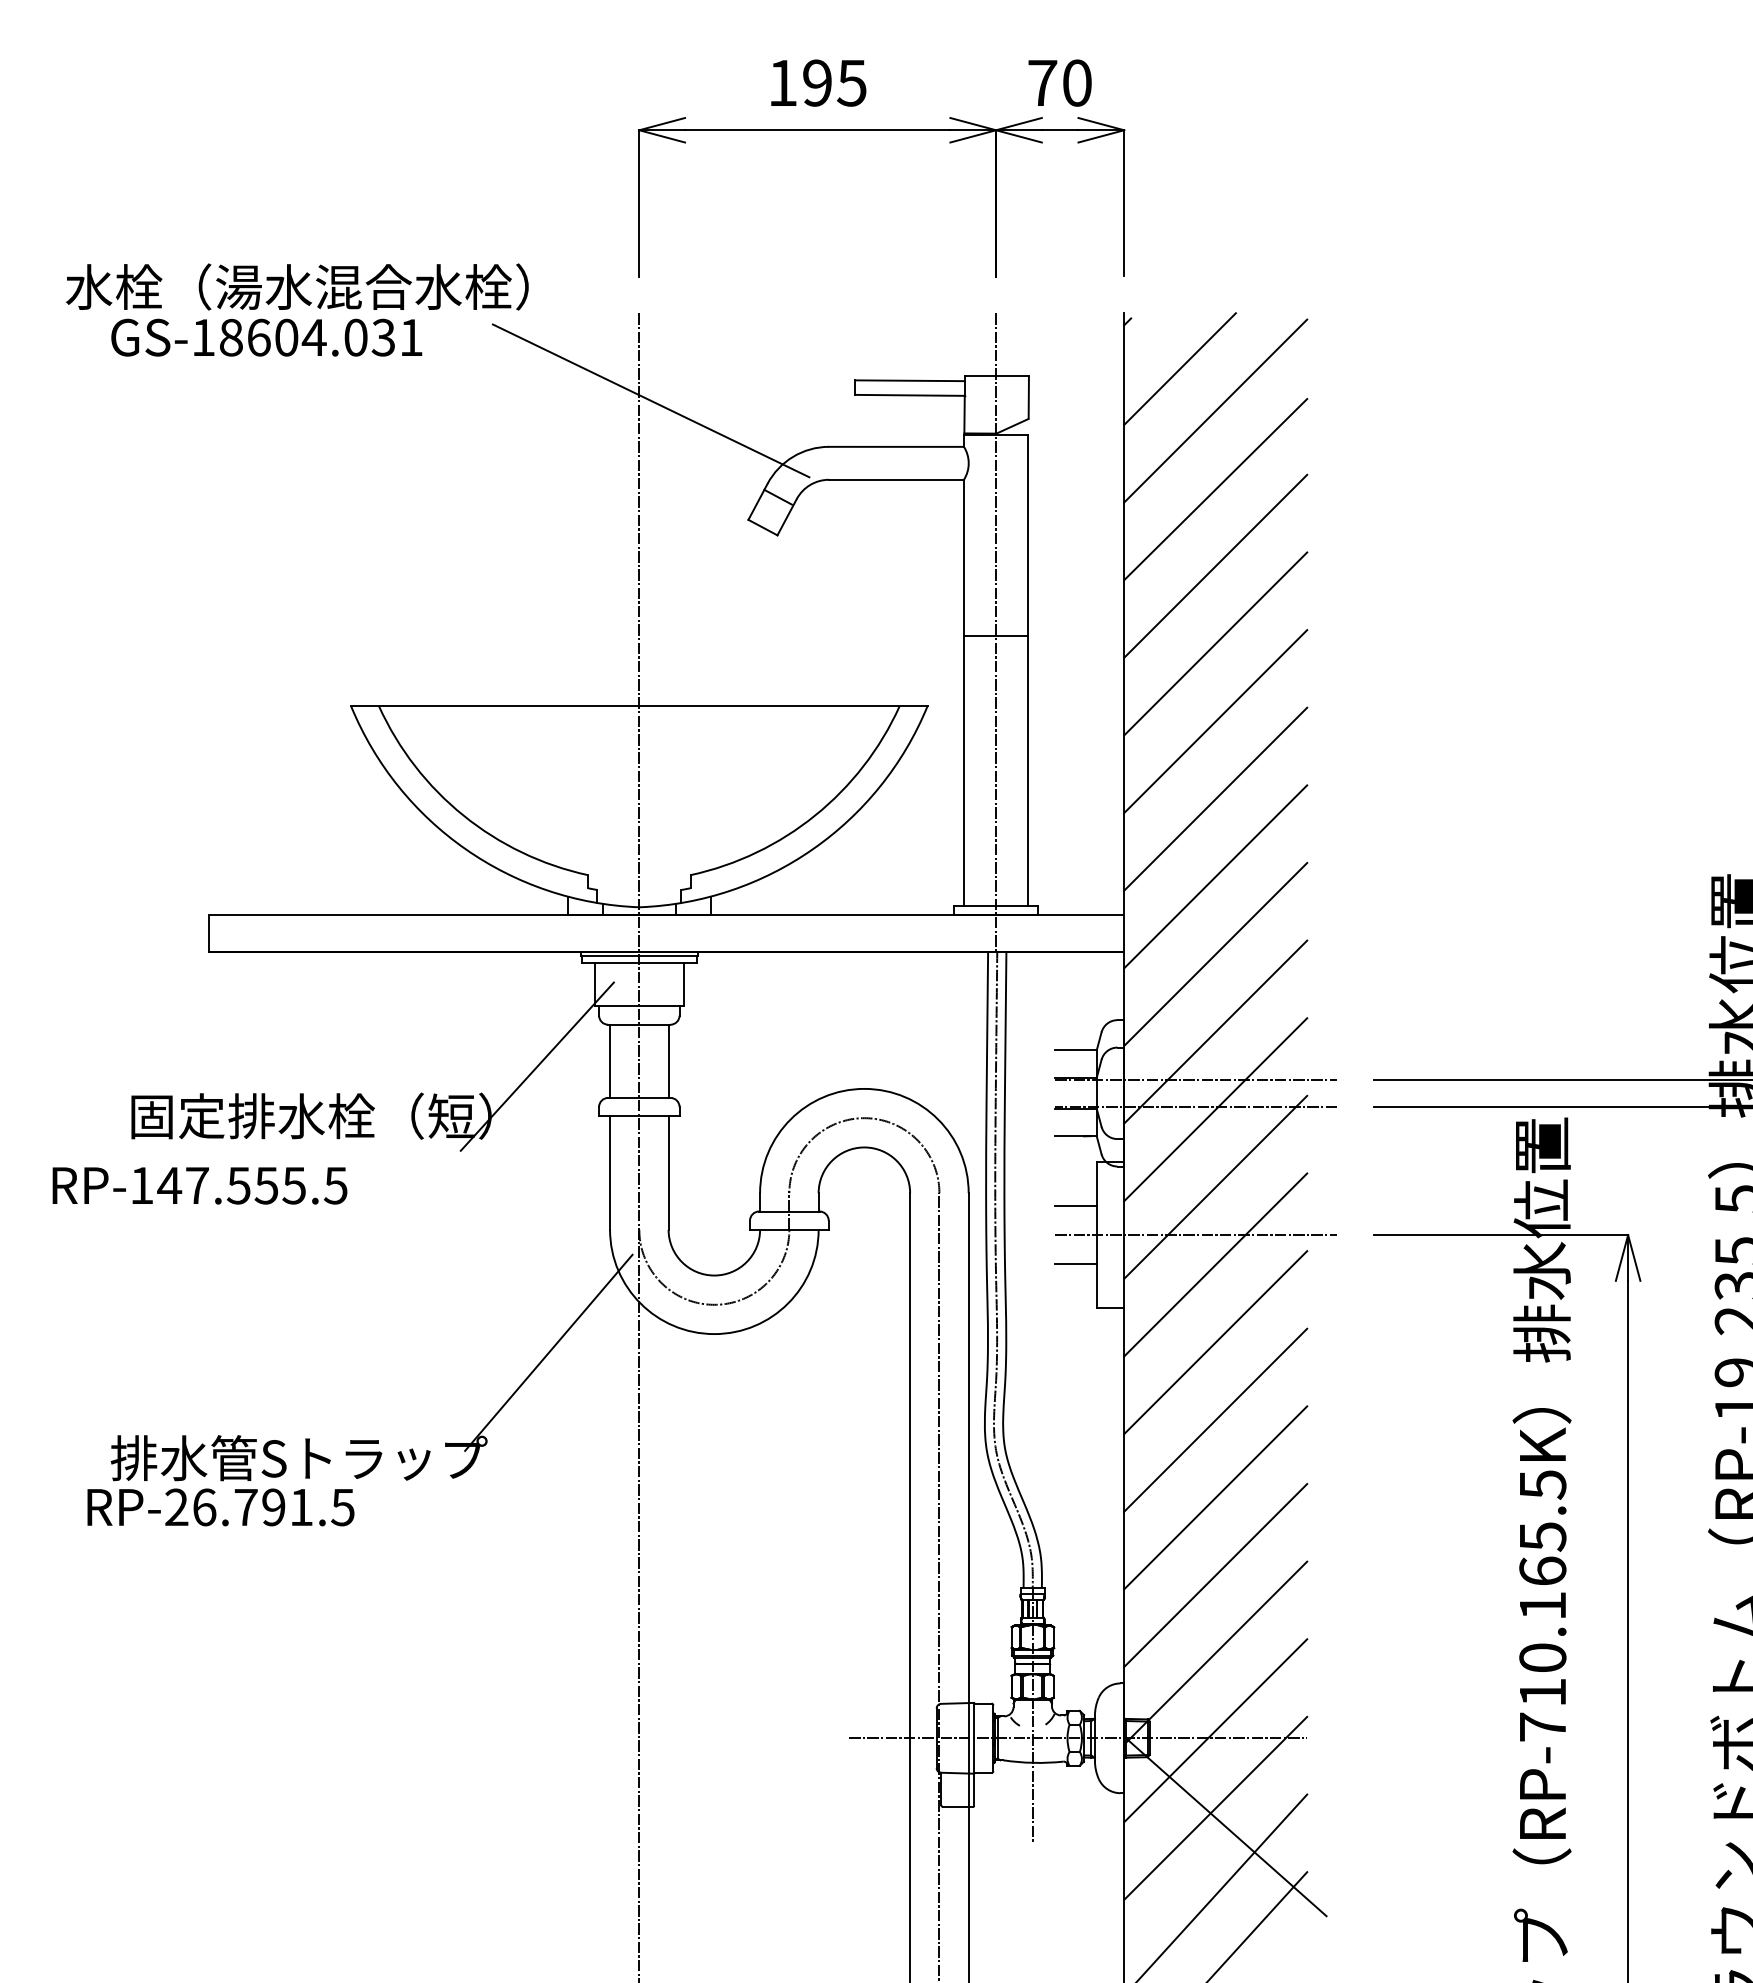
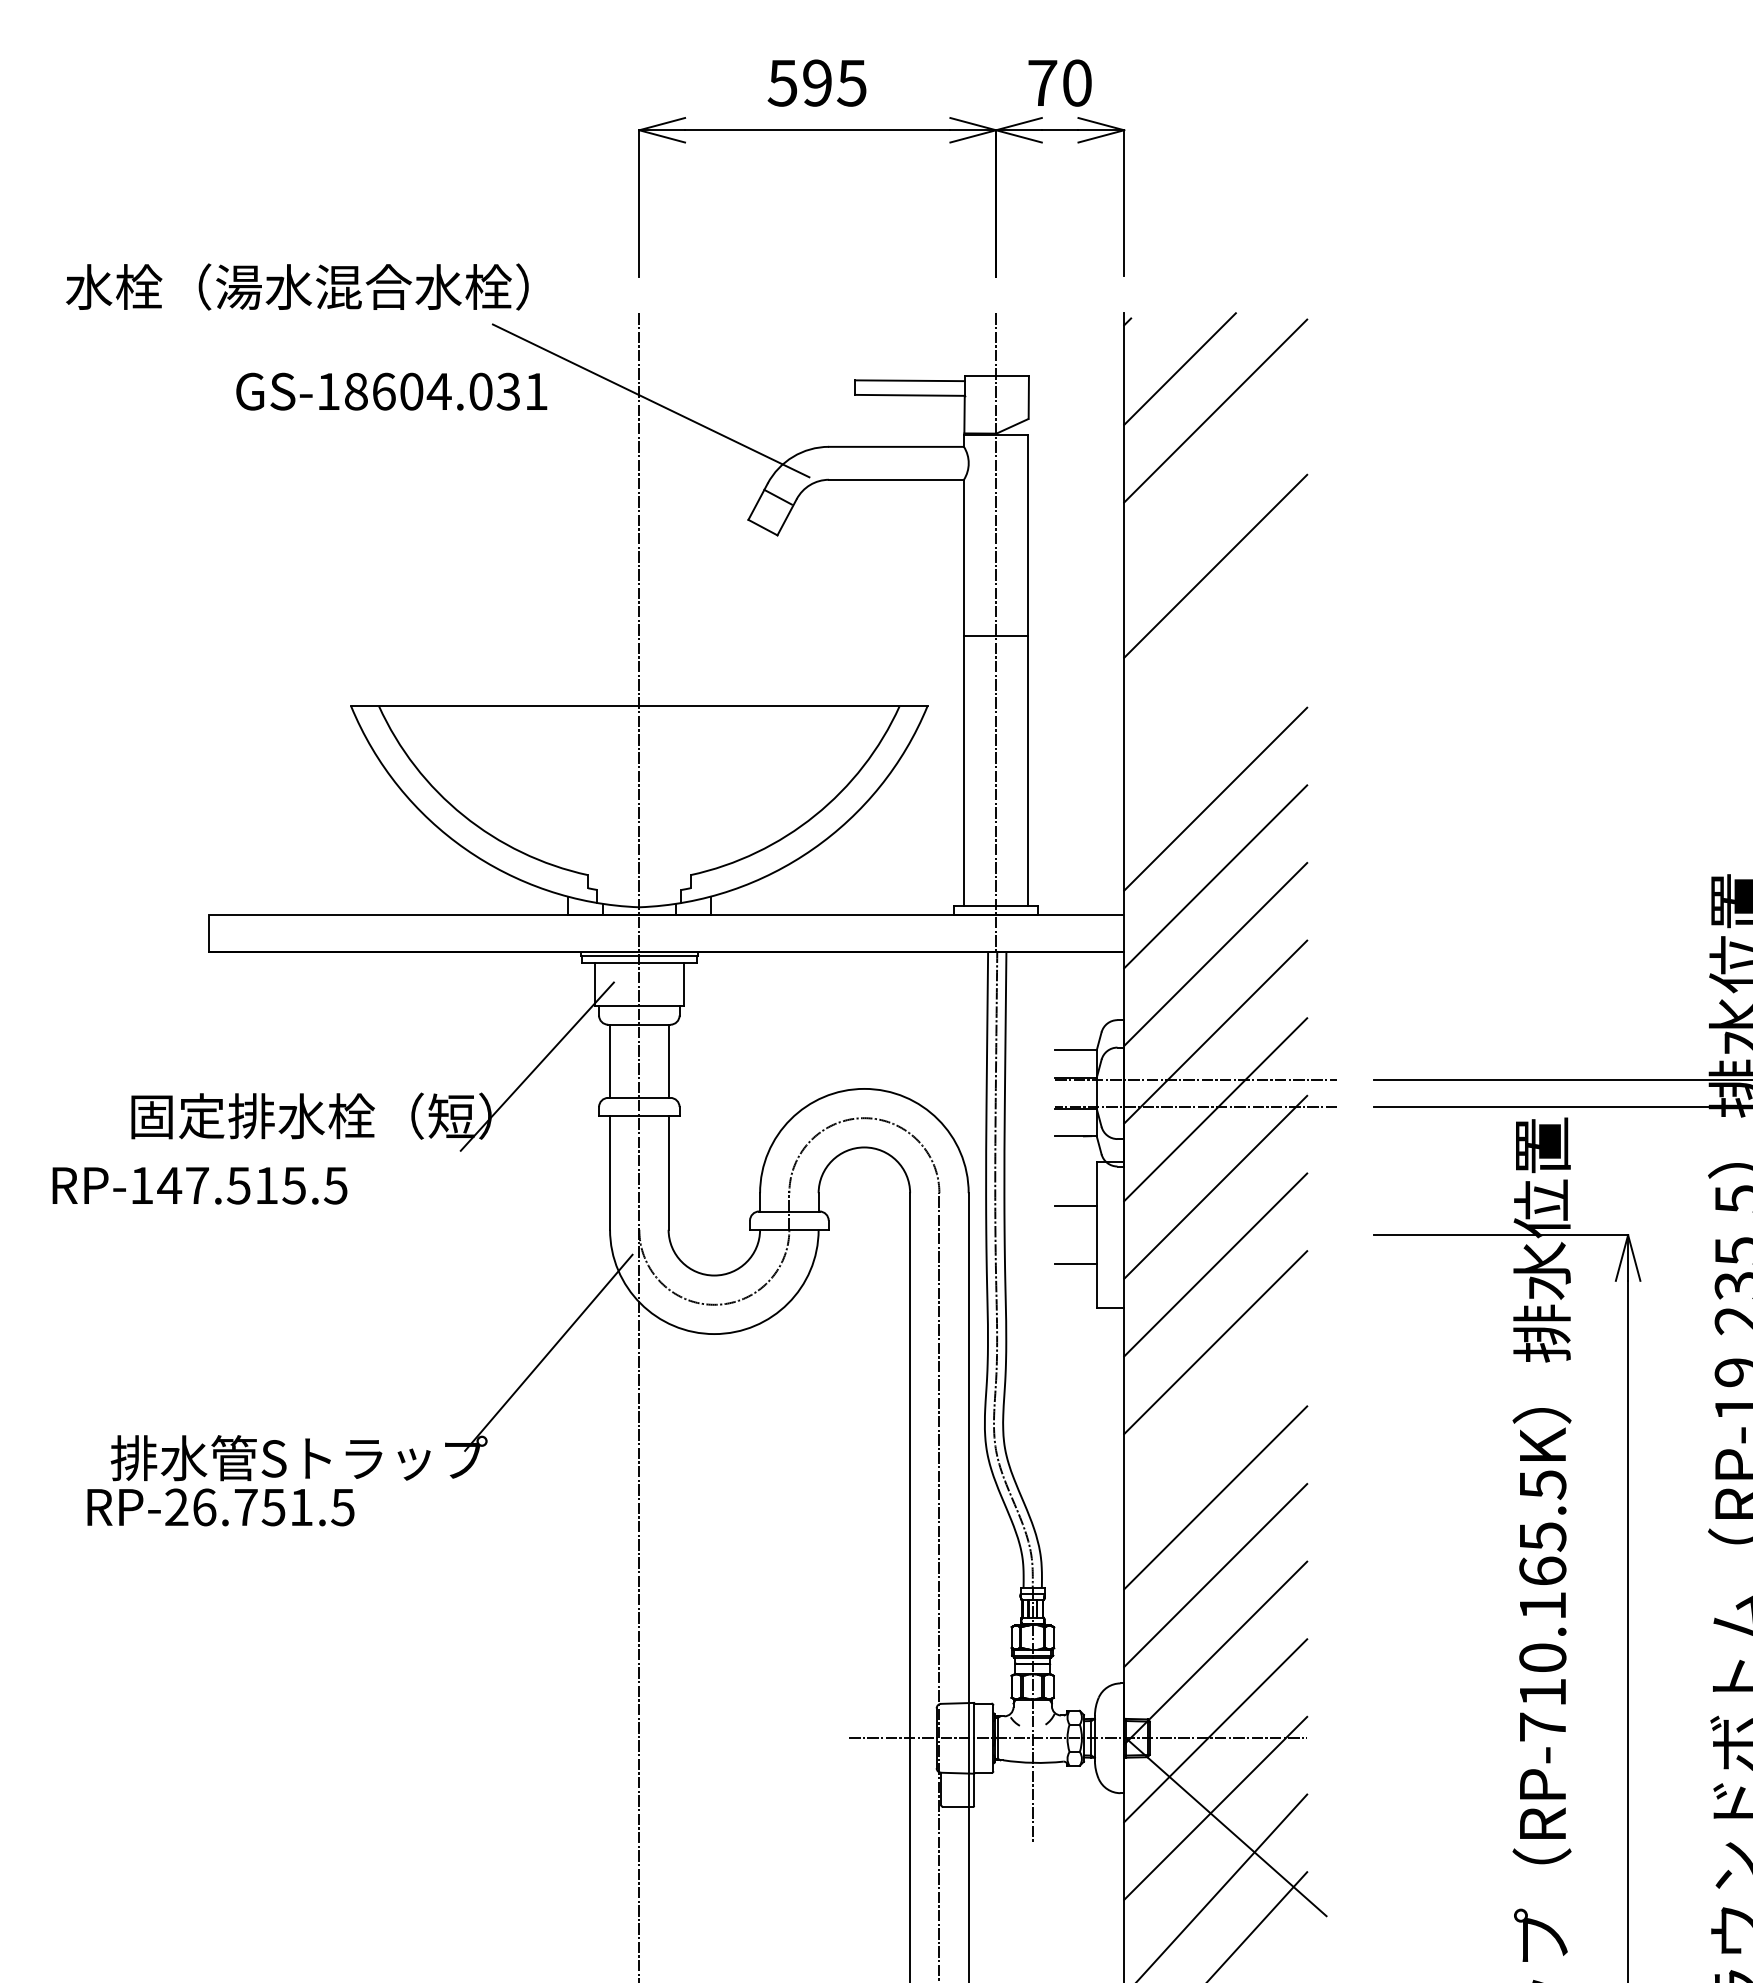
text: 195 -> 595 (782, 83)
text position: (266, 337) -> (391, 391) (391, 391)
line: present -> none (1215, 489)
line: present -> none (1215, 643)
line: present -> none (1215, 721)
text: RP-147.555.5 -> RP-147.515.5 (265, 1185)
line: present -> none (1196, 1235)
line: present -> none (1215, 1419)
text: RP-26.791.5 -> RP-26.751.5 (273, 1507)
